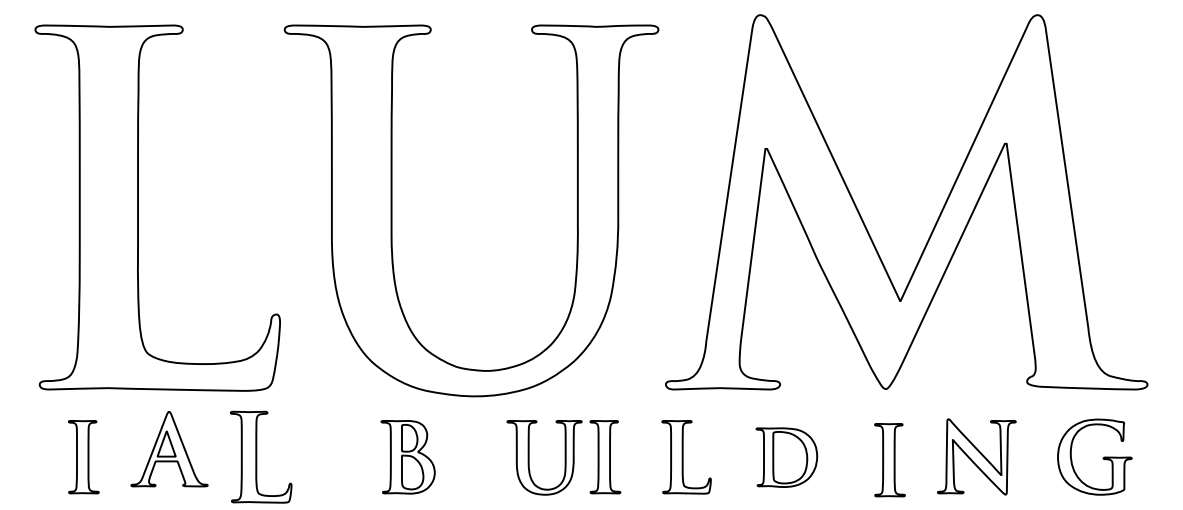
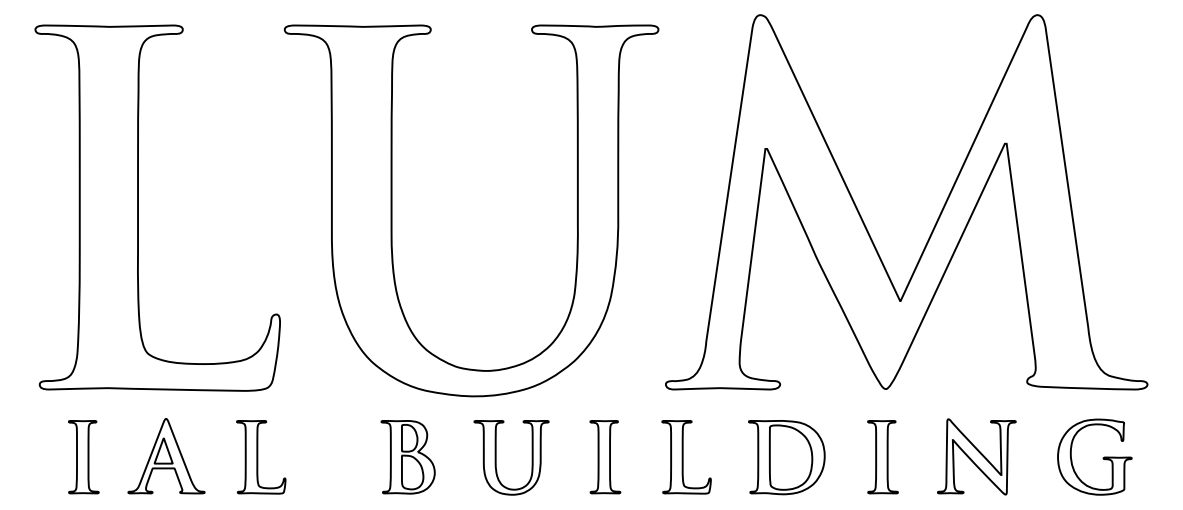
part position: (169, 449) -> (166, 456) (166, 456)
part size: 63x94 px -> 51x75 px (261, 457)
part position: (529, 457) -> (496, 457) (496, 457)
part size: 64x61 px -> 78x76 px (786, 457)
part position: (889, 460) -> (882, 457) (882, 457)
